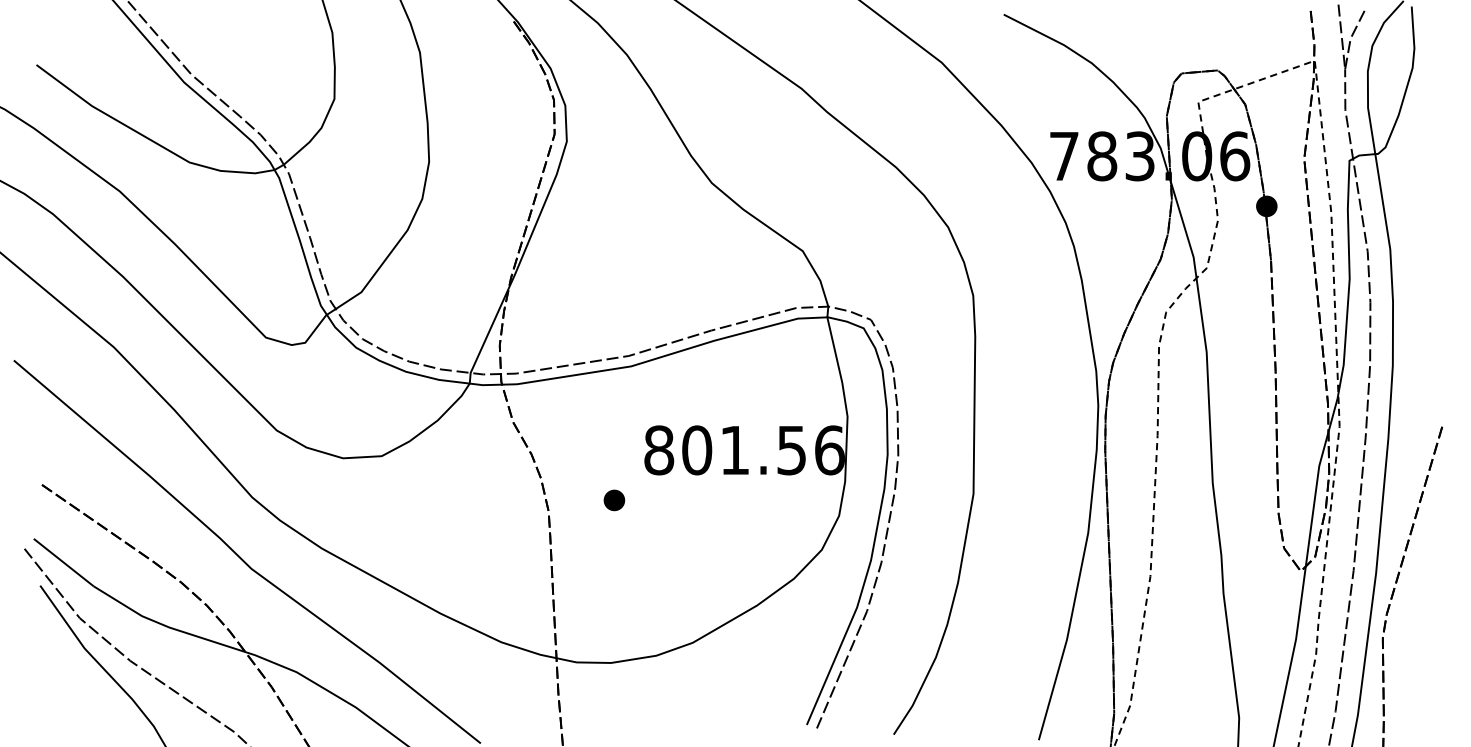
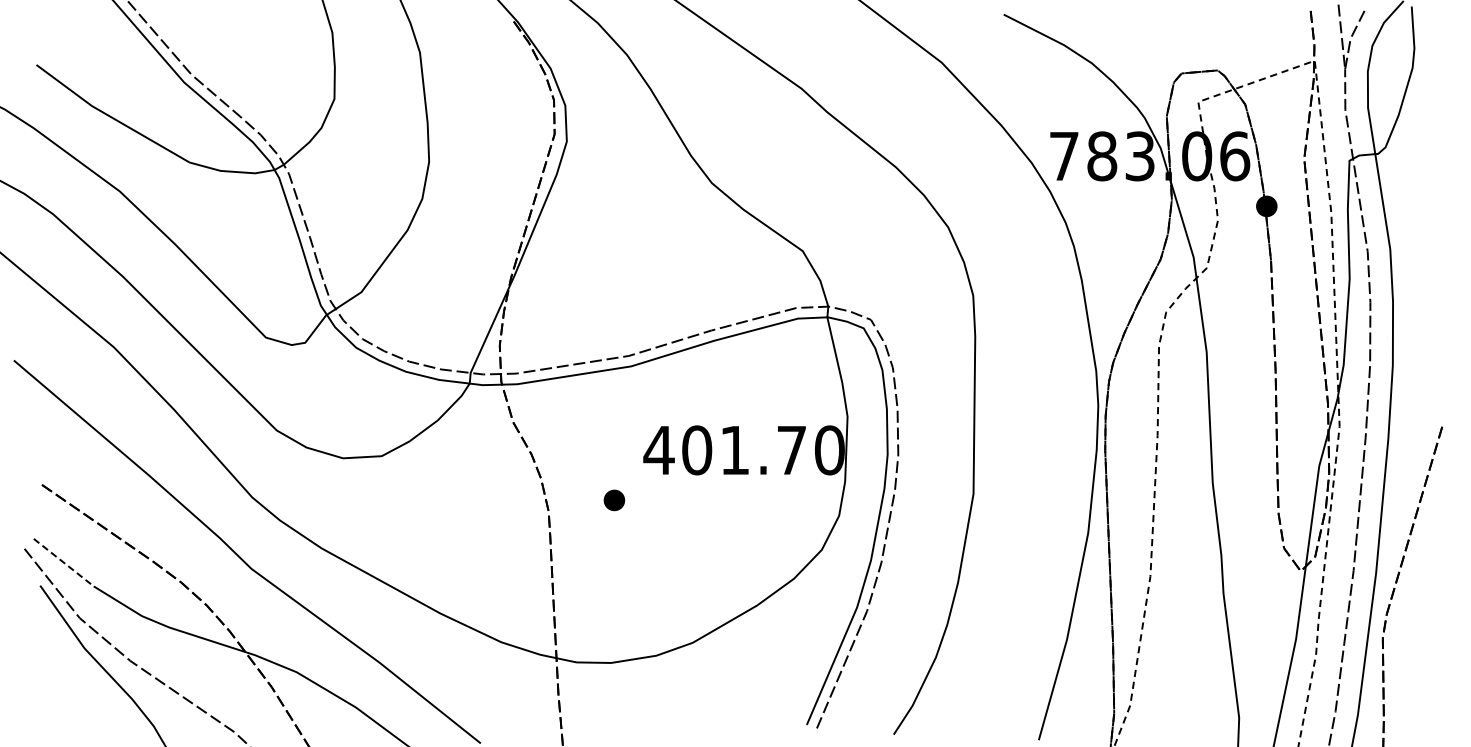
text: 801.56 -> 401.70 (743, 450)
line: solid -> dashed (64, 562)
